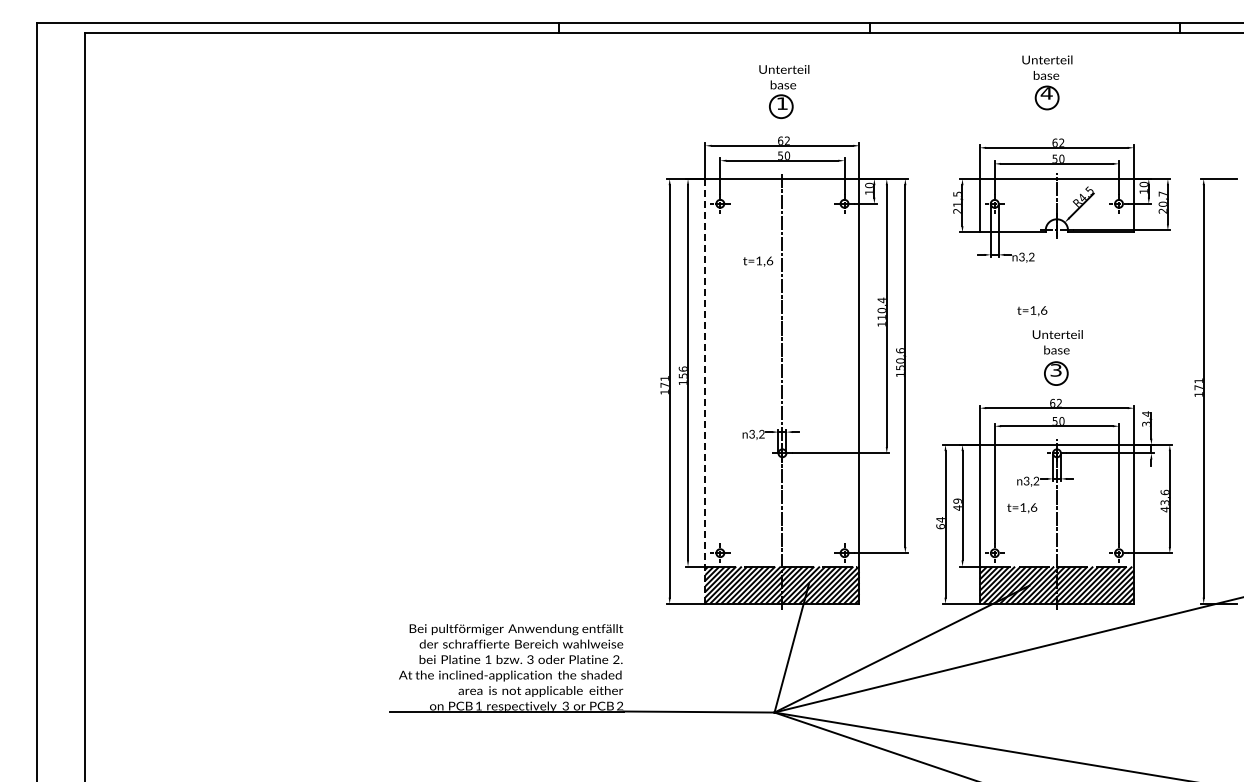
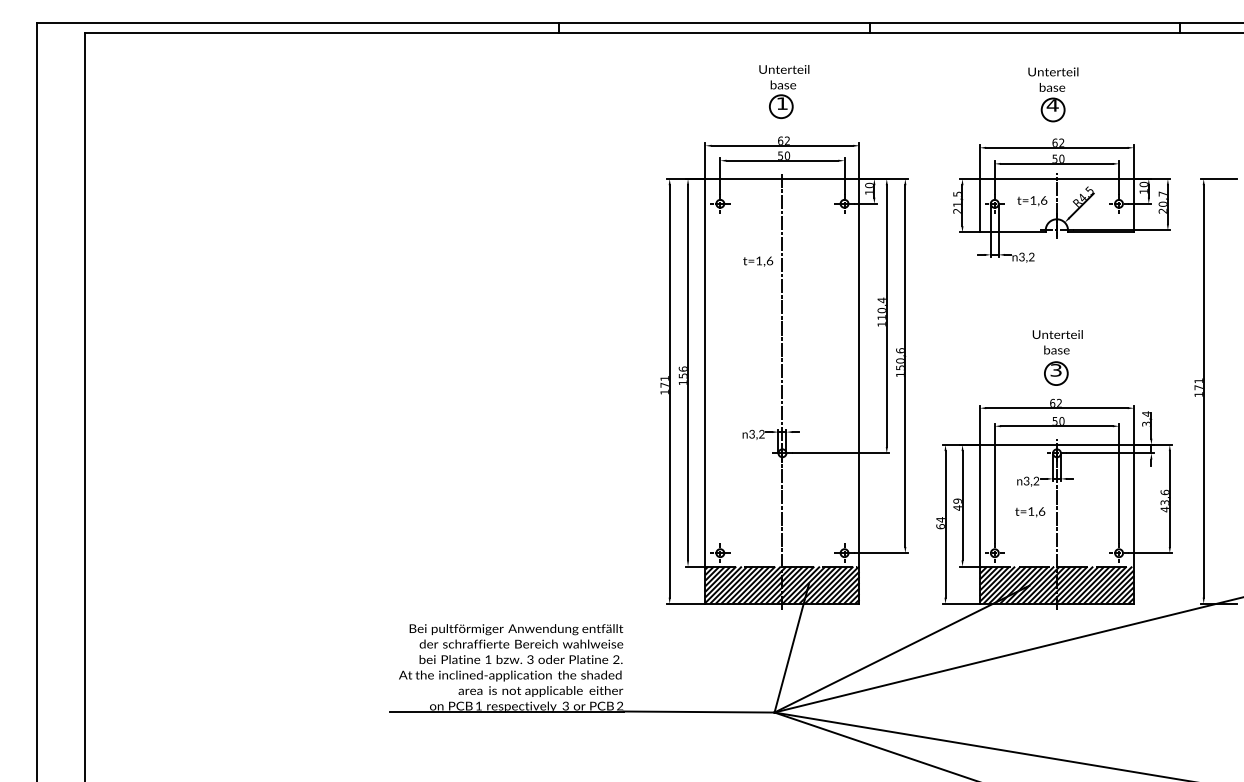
part position: (1047, 82) -> (1053, 94) (1053, 94)
text position: (1032, 311) -> (1032, 201) (1032, 201)
line: dashed -> solid (705, 390)
text position: (1022, 508) -> (1030, 512) (1030, 512)
